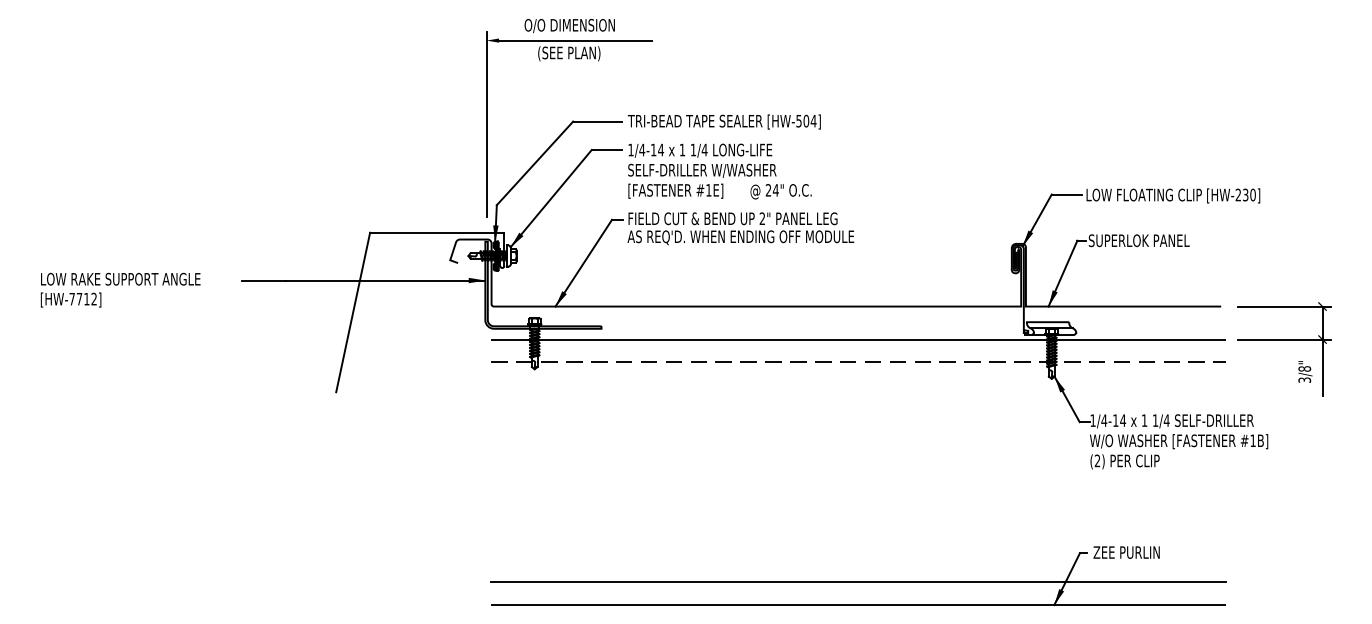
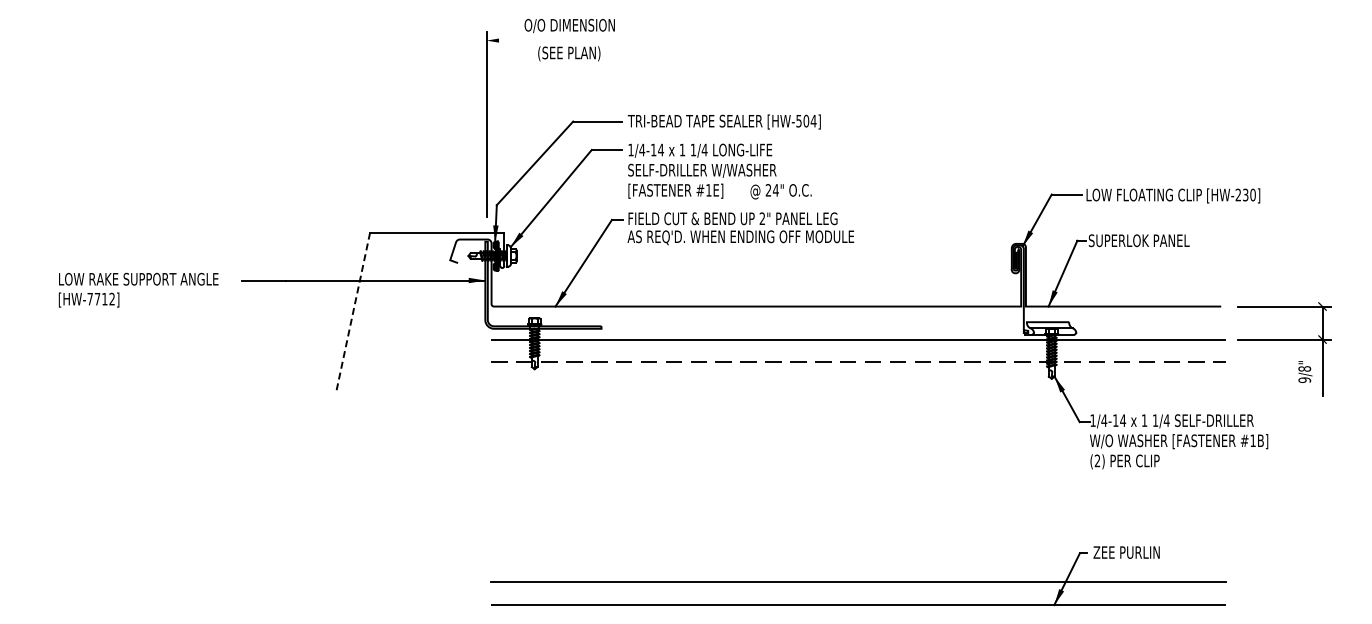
line: present -> none (575, 40)
text position: (120, 289) -> (138, 289) (138, 289)
line: solid -> dashed (353, 312)
text: 3/8" -> 9/8" (1304, 380)
